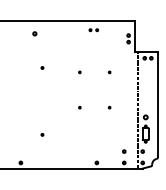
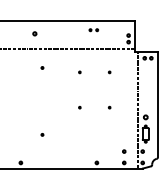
line: none -> present (68, 48)
